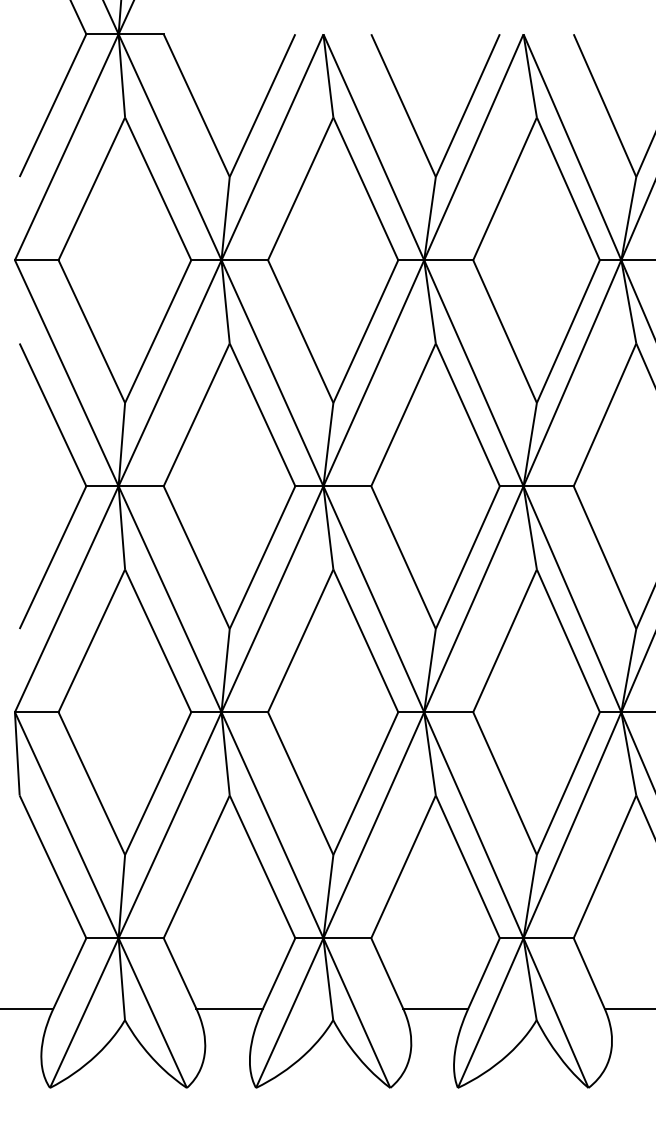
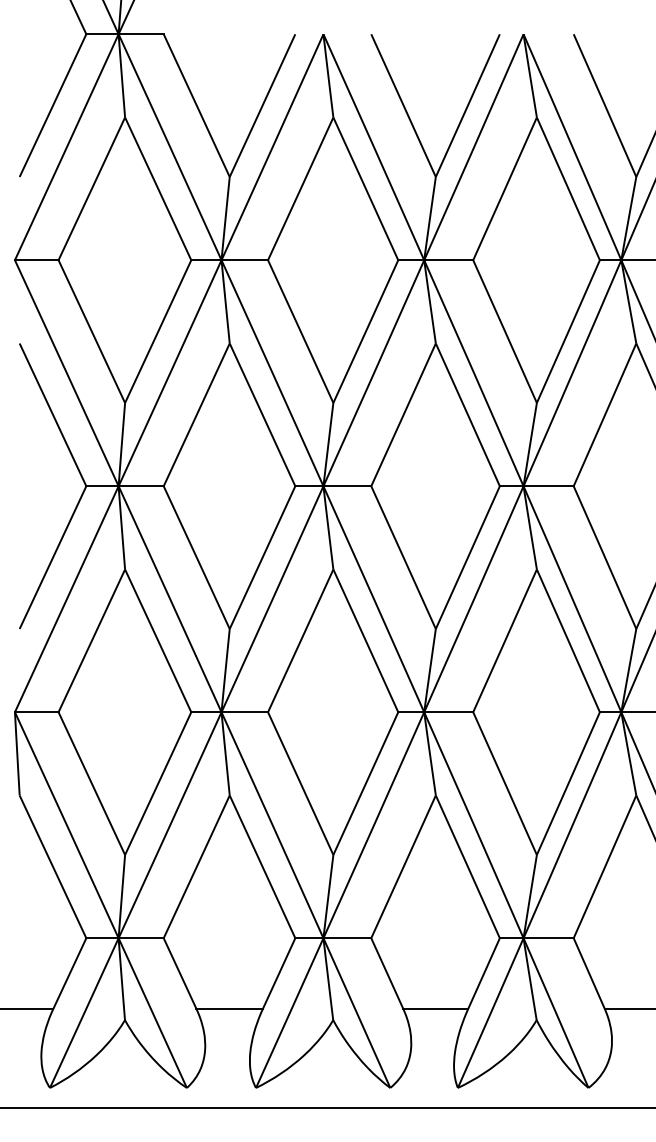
line: none -> present (327, 1107)
